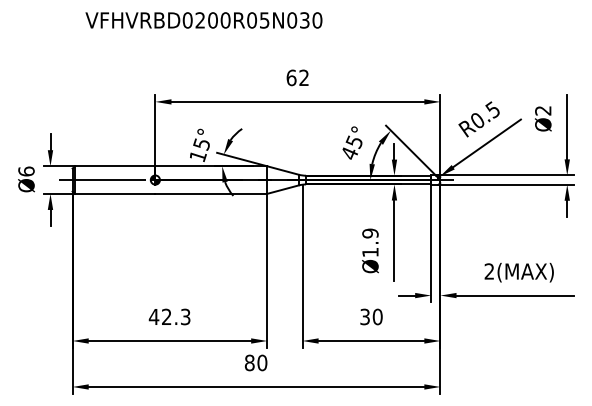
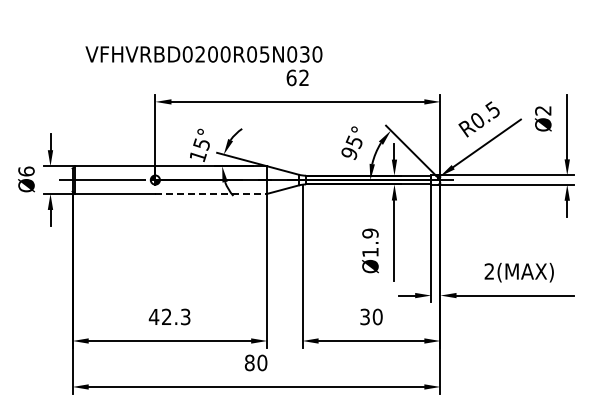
text position: (203, 20) -> (203, 54) (203, 54)
text: 45° -> 95° (349, 153)
line: solid -> dashed (211, 193)
